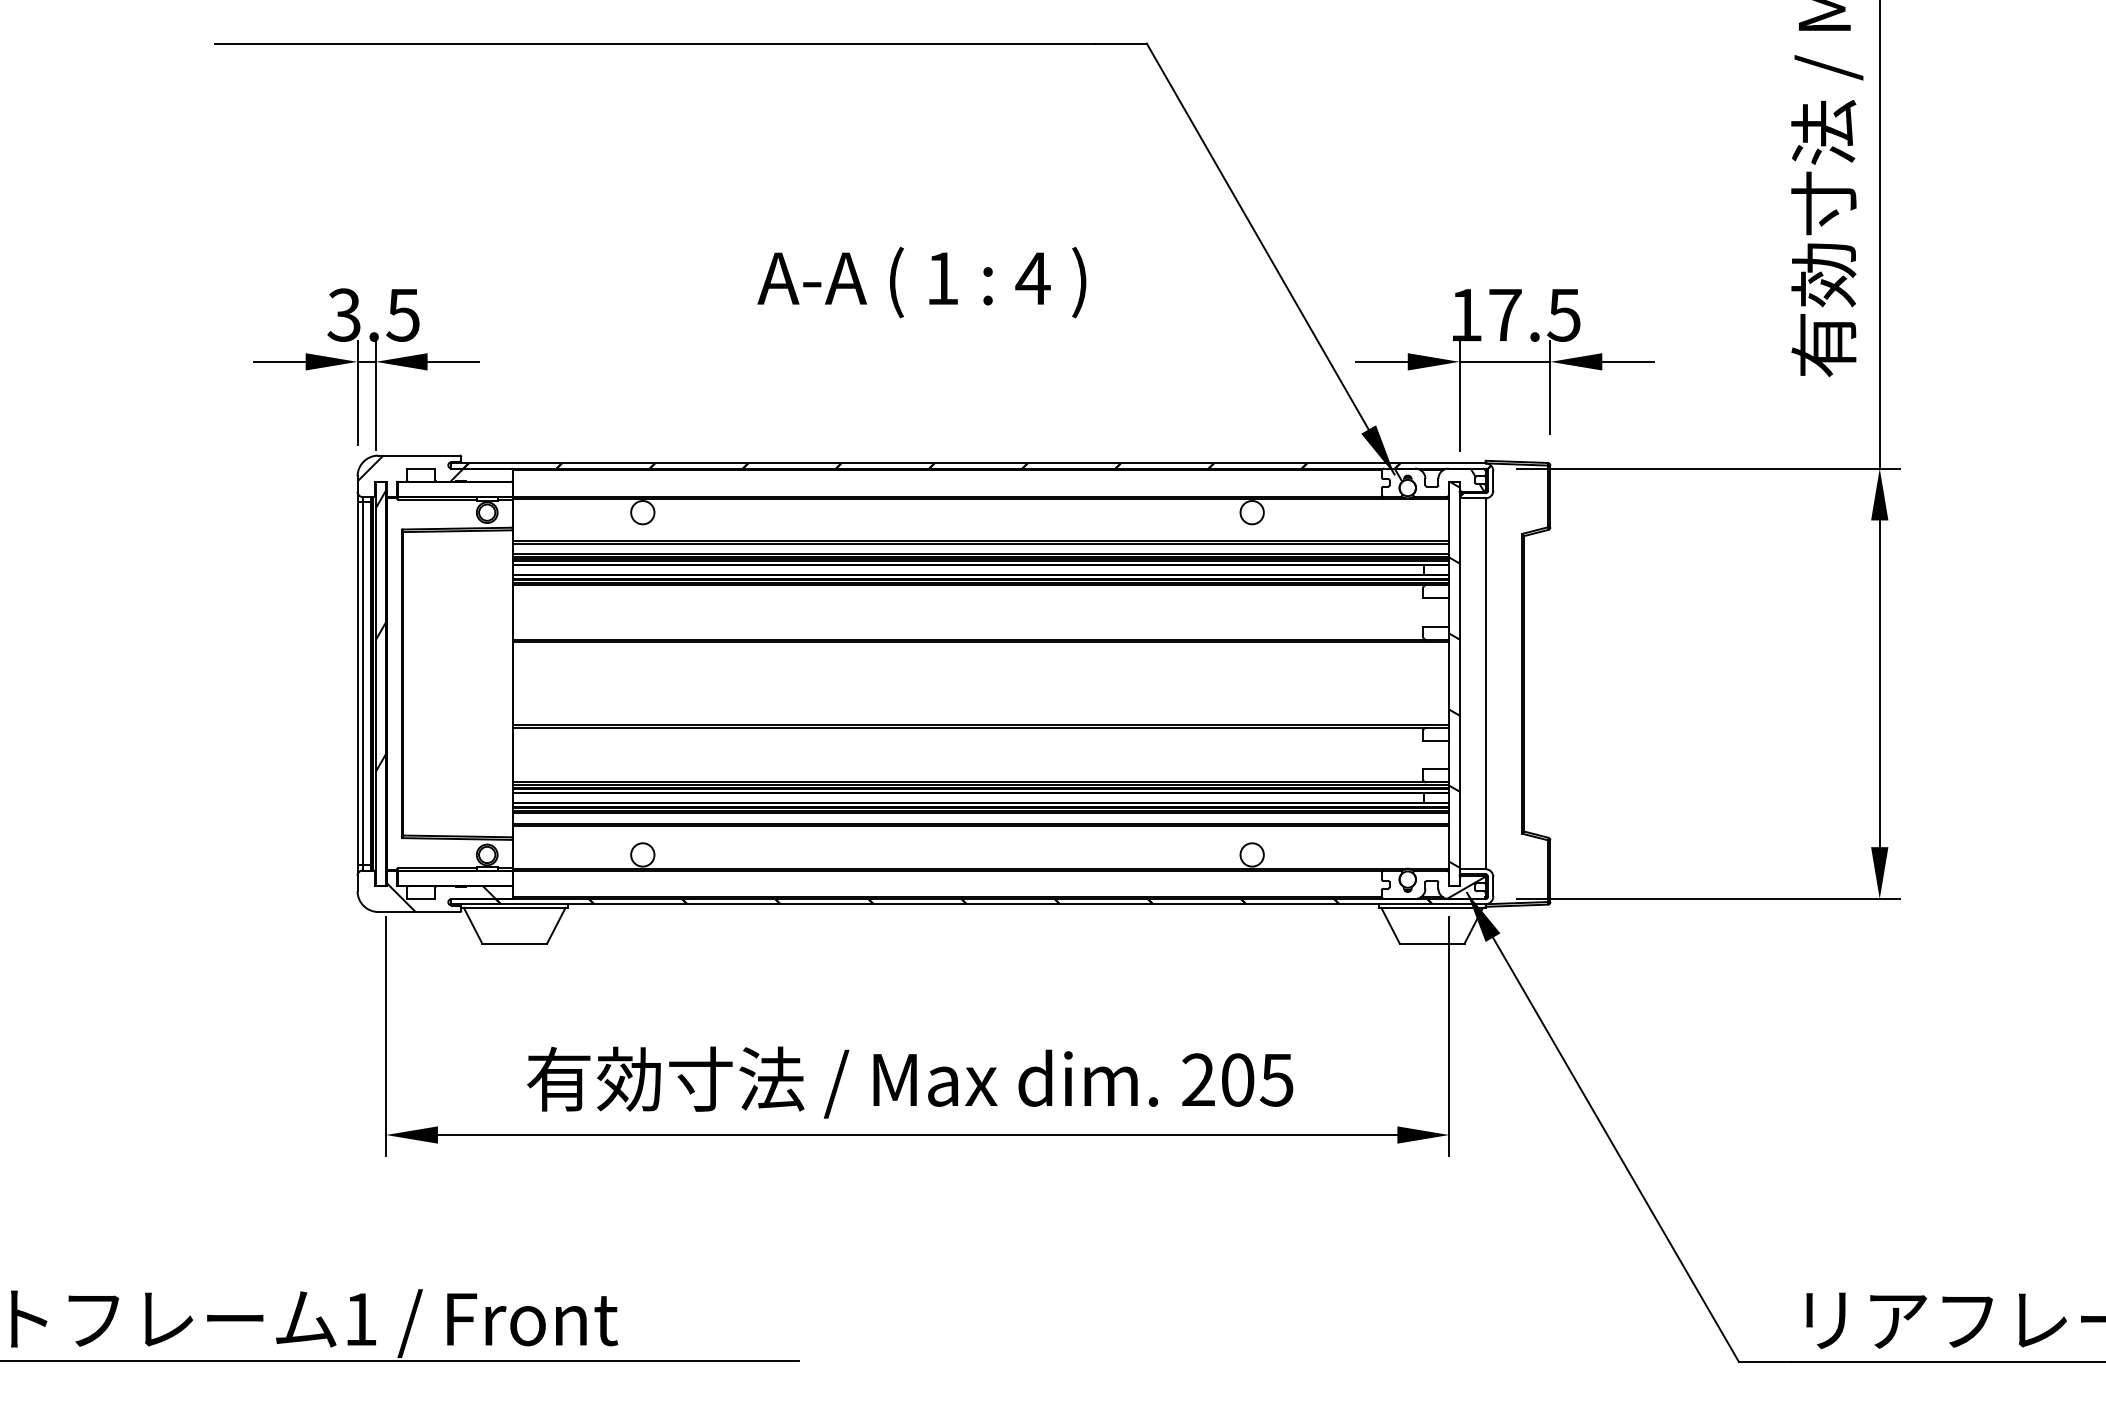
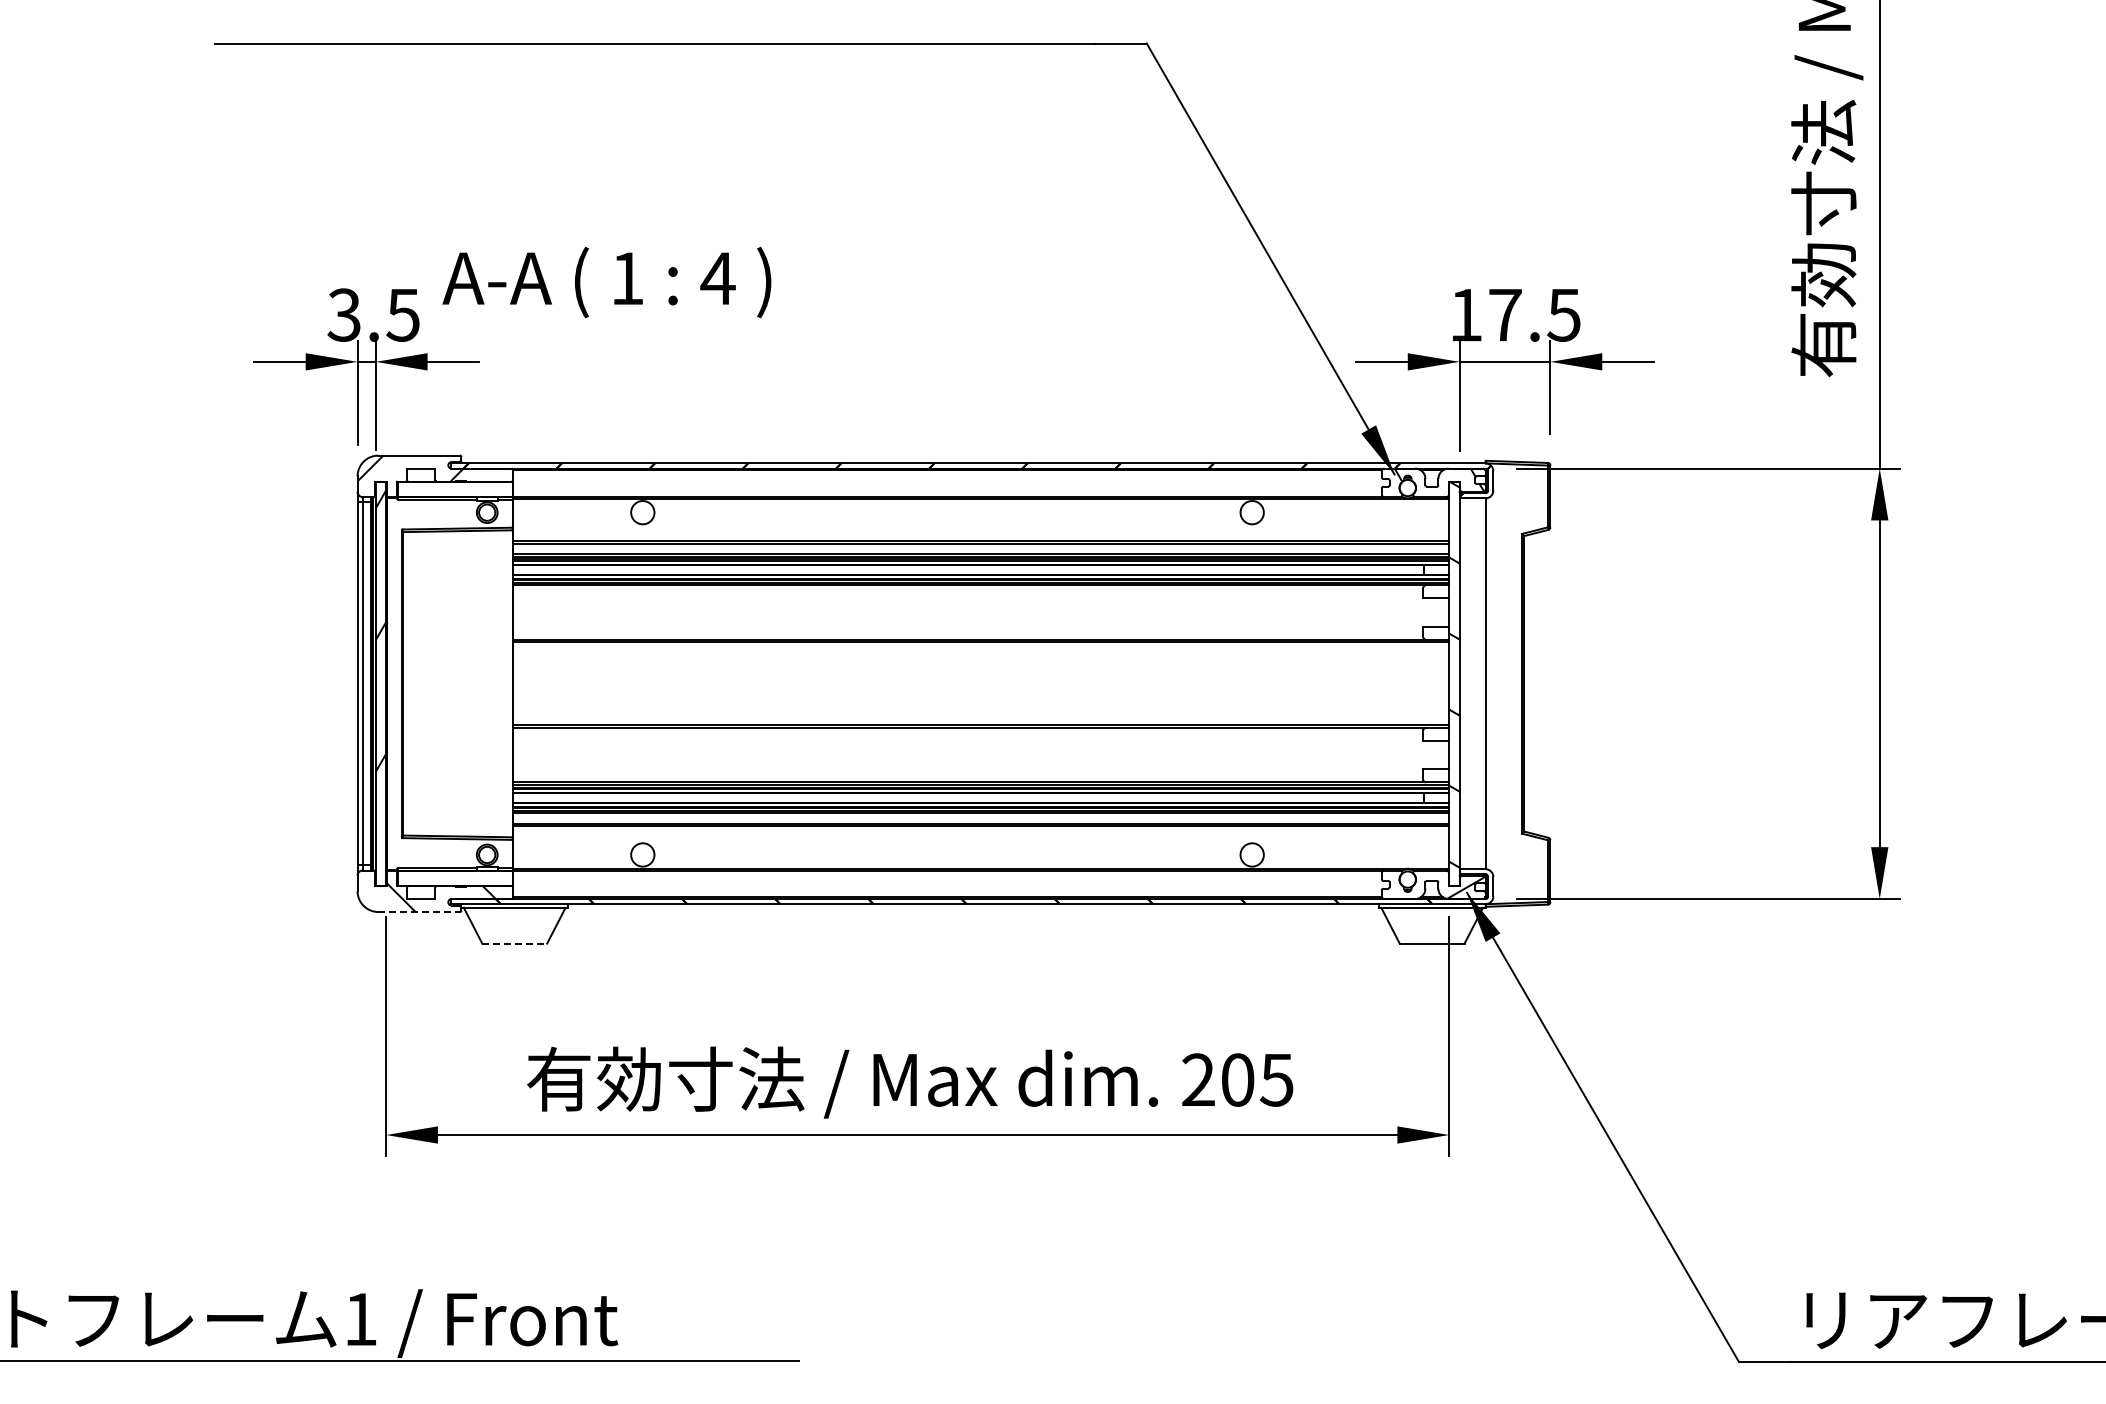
text position: (921, 282) -> (606, 282) (606, 282)
line: solid -> dashed (419, 912)
line: solid -> dashed (515, 943)
